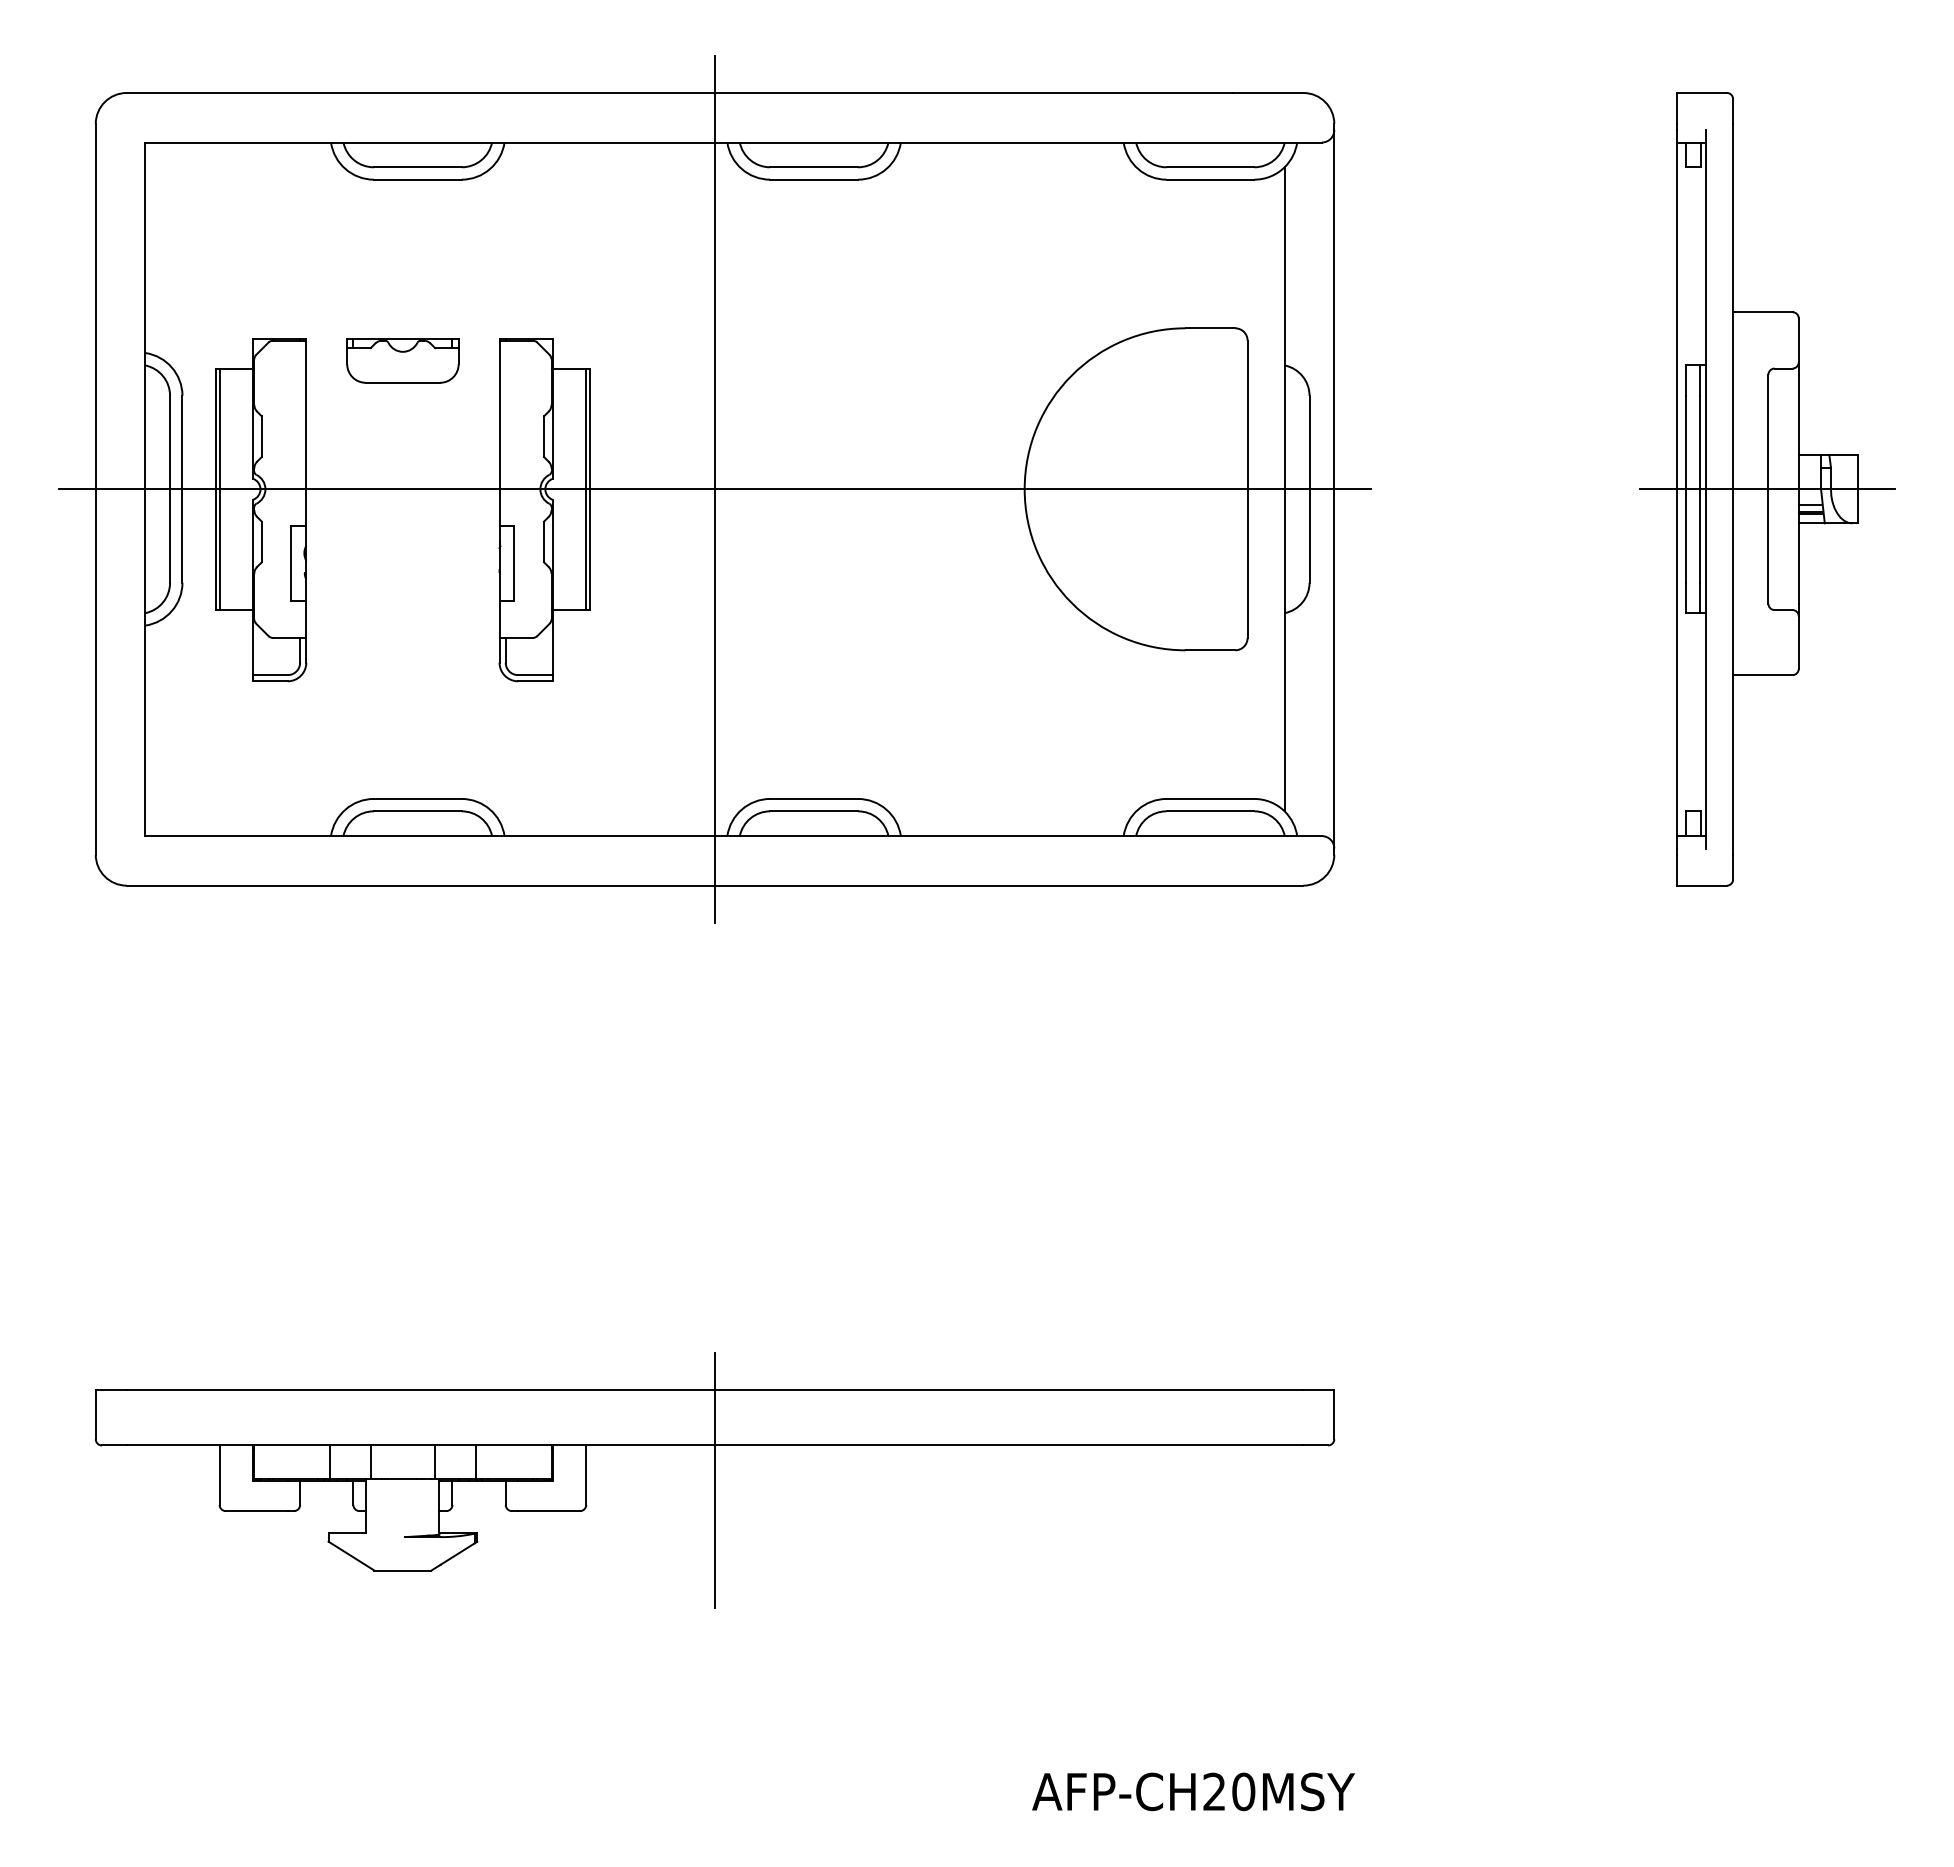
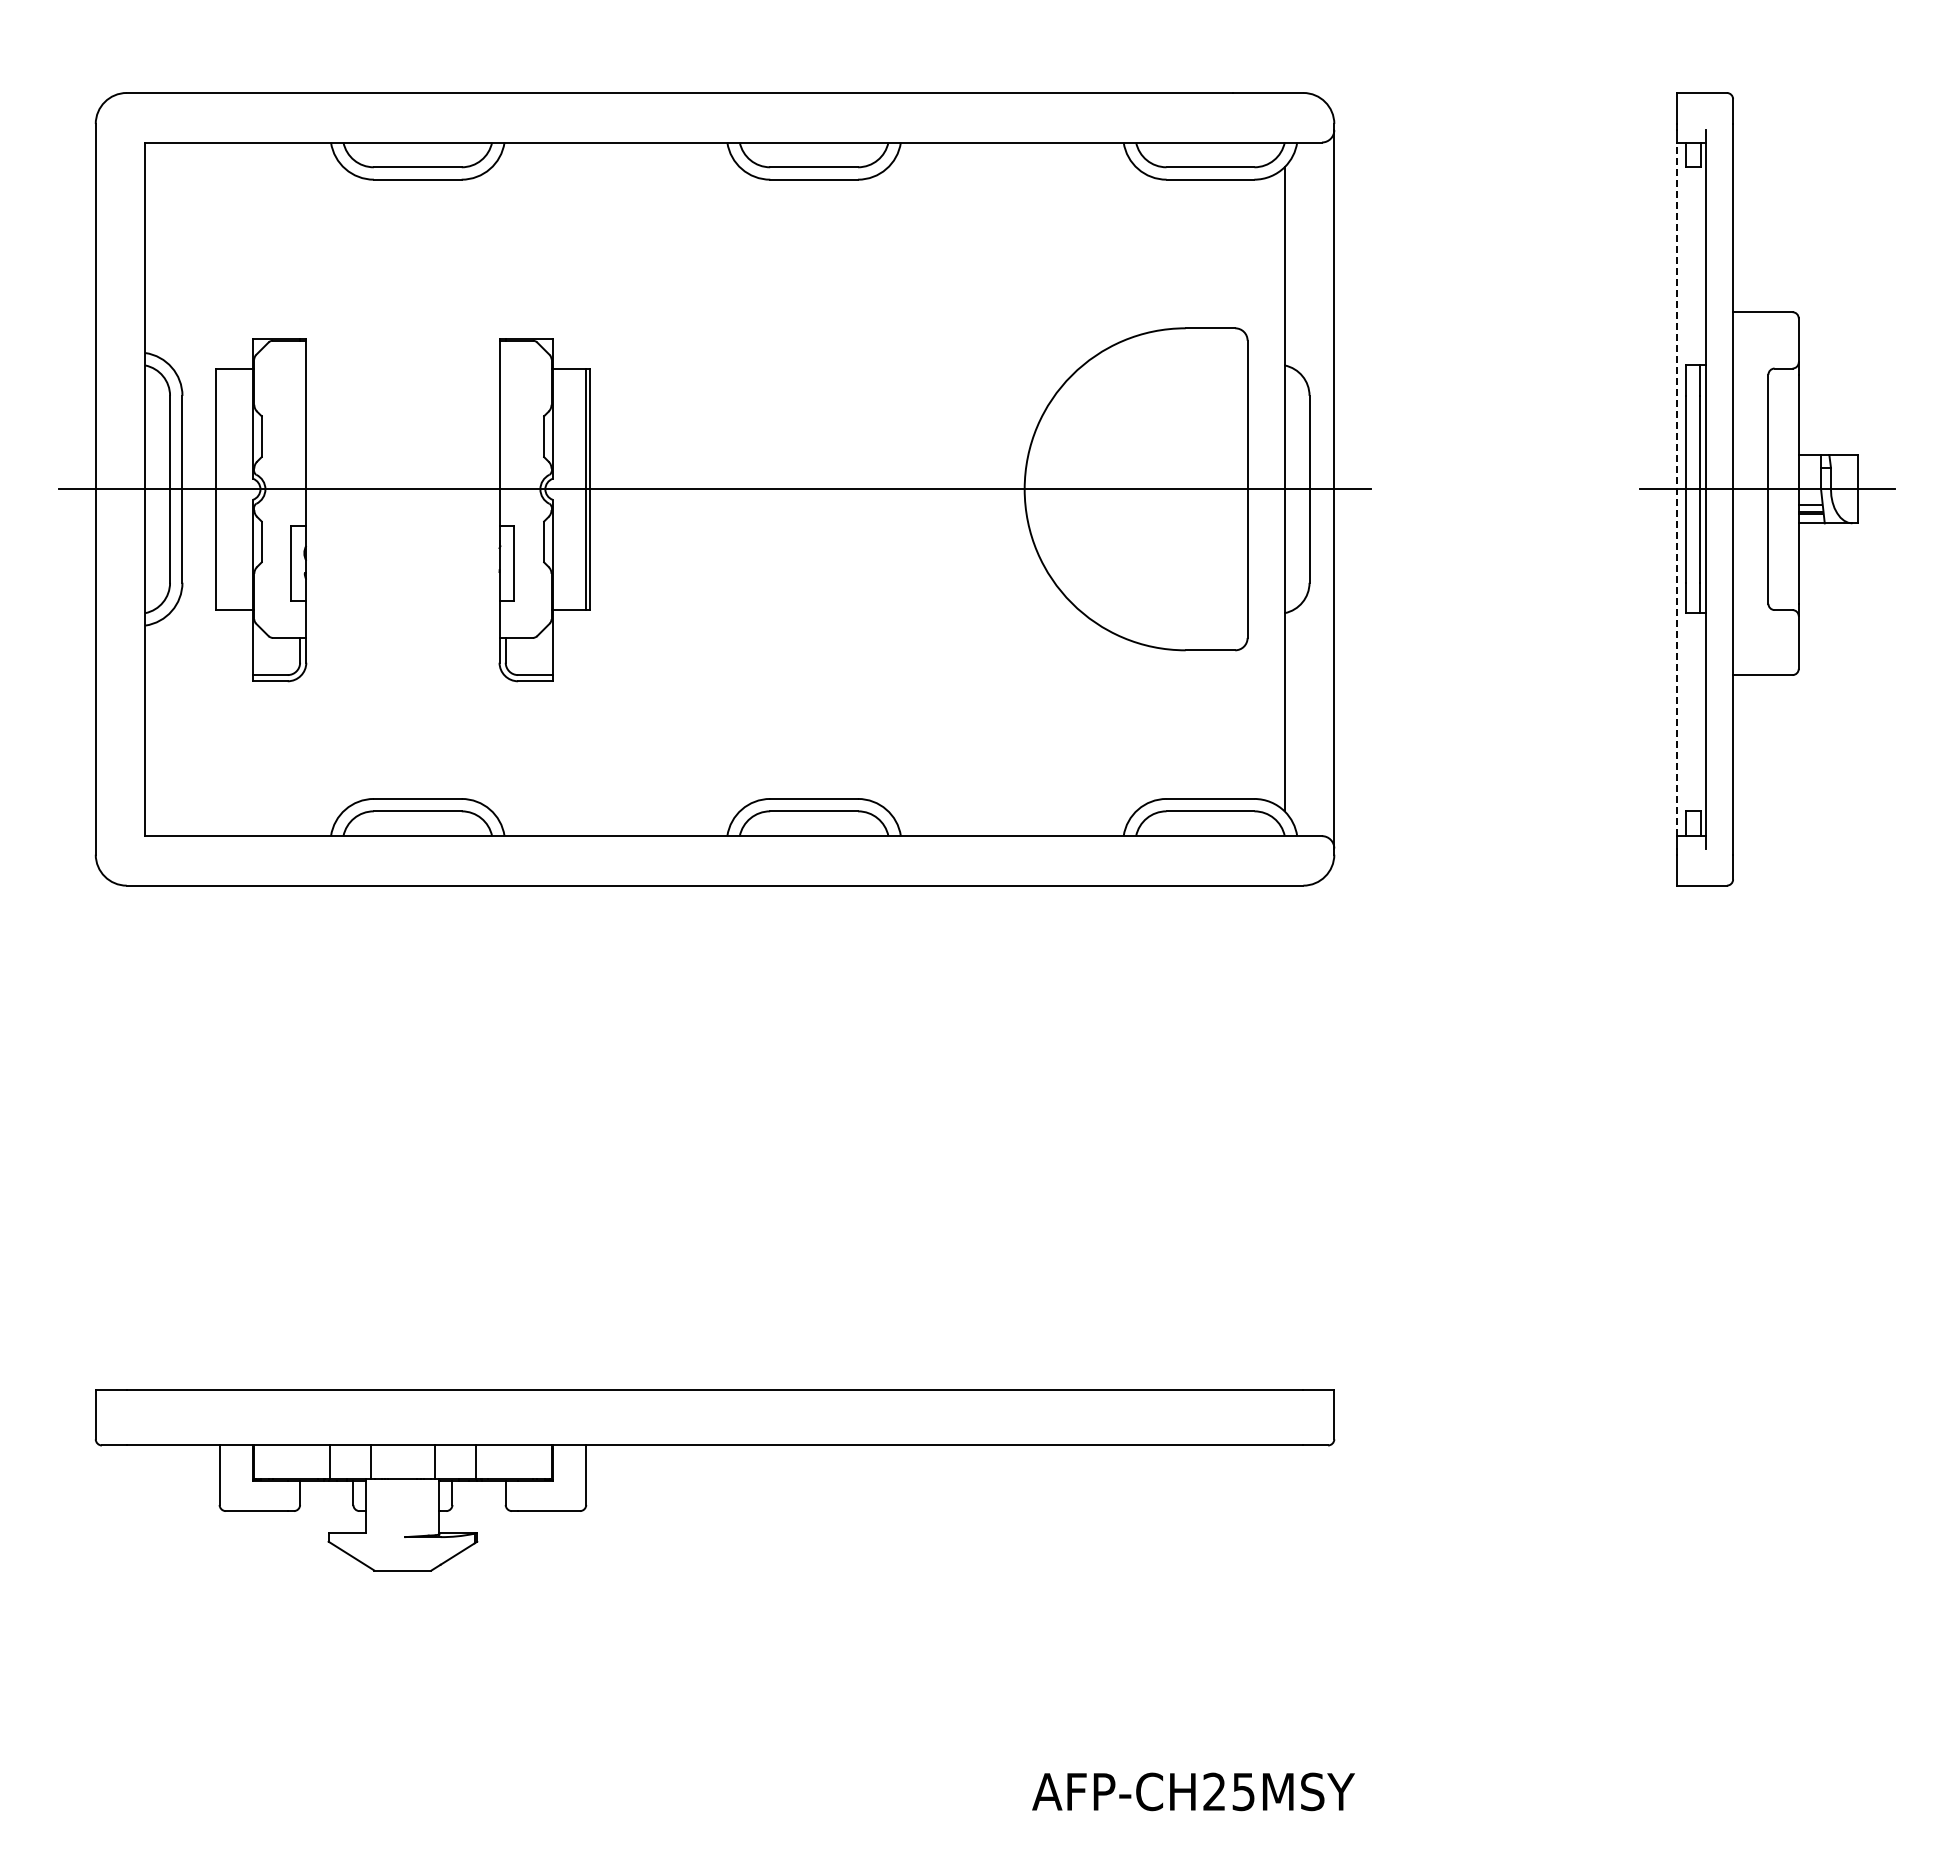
part: present -> none (402, 360)
line: present -> none (715, 488)
line: present -> none (219, 489)
line: solid -> dashed (1677, 489)
line: present -> none (715, 1479)
text: AFP-CH20MSY -> AFP-CH25MSY (1243, 1791)
